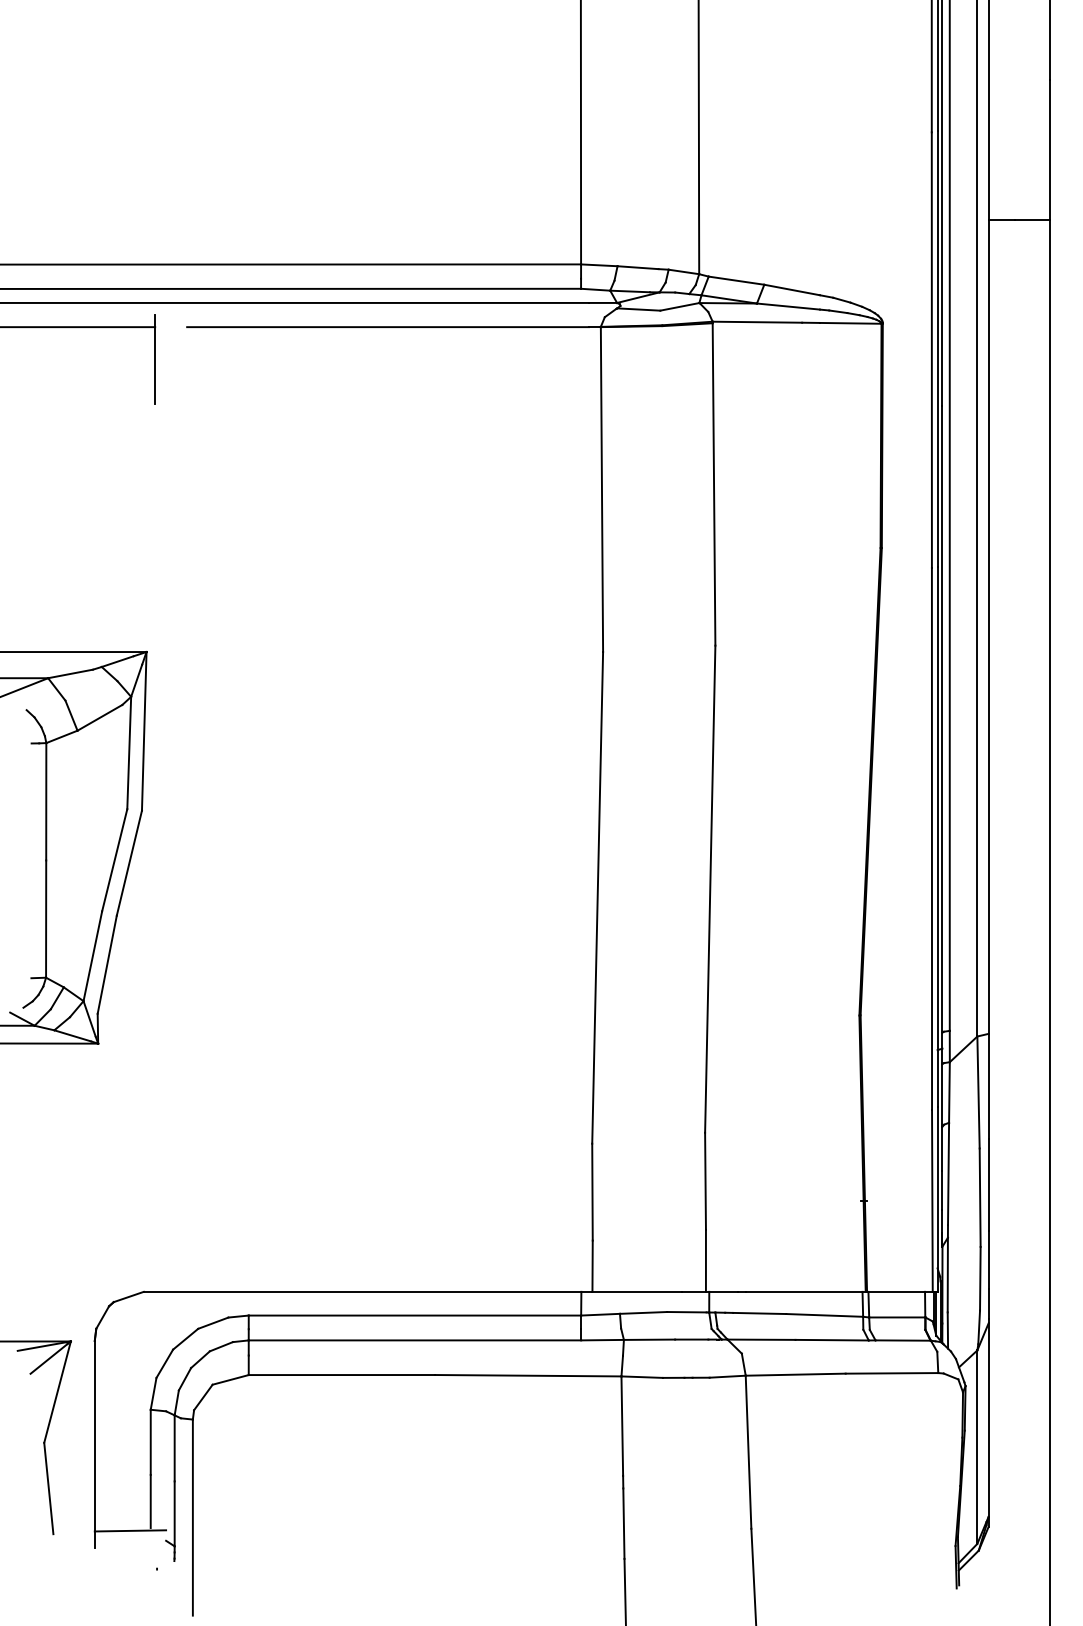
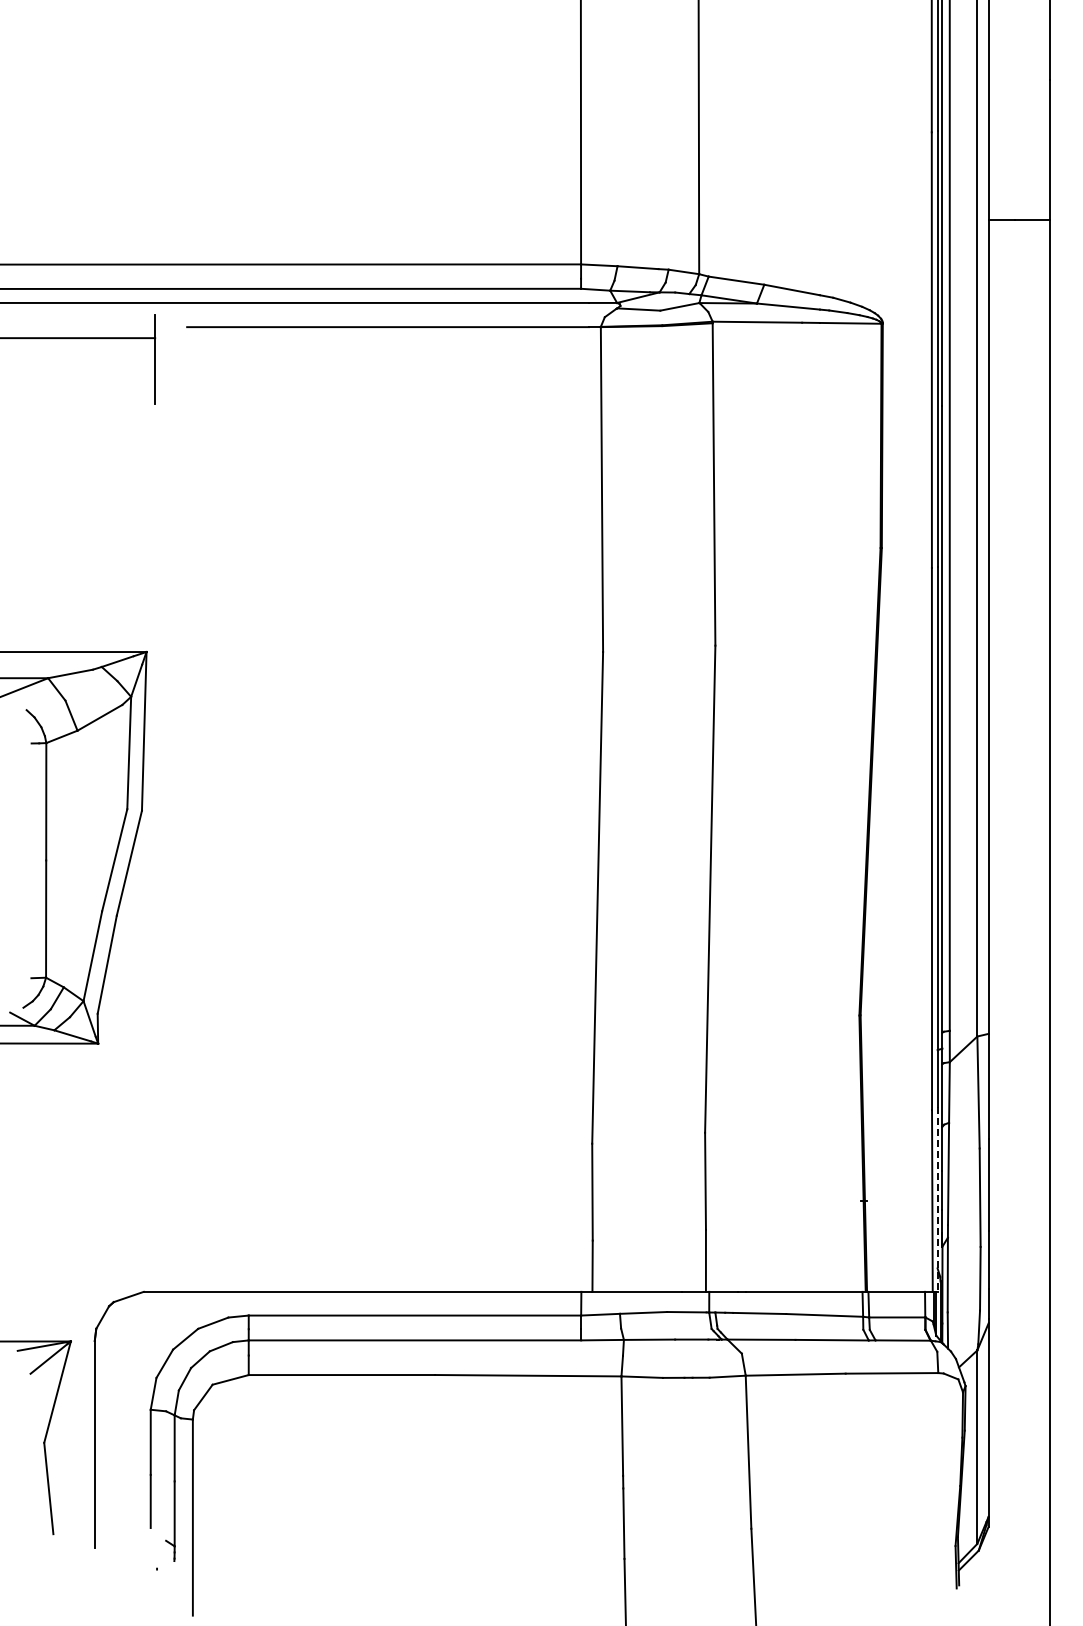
line position: (78, 327) -> (78, 338) (78, 338)
line: solid -> dashed (937, 1199)
line: present -> none (130, 1530)
